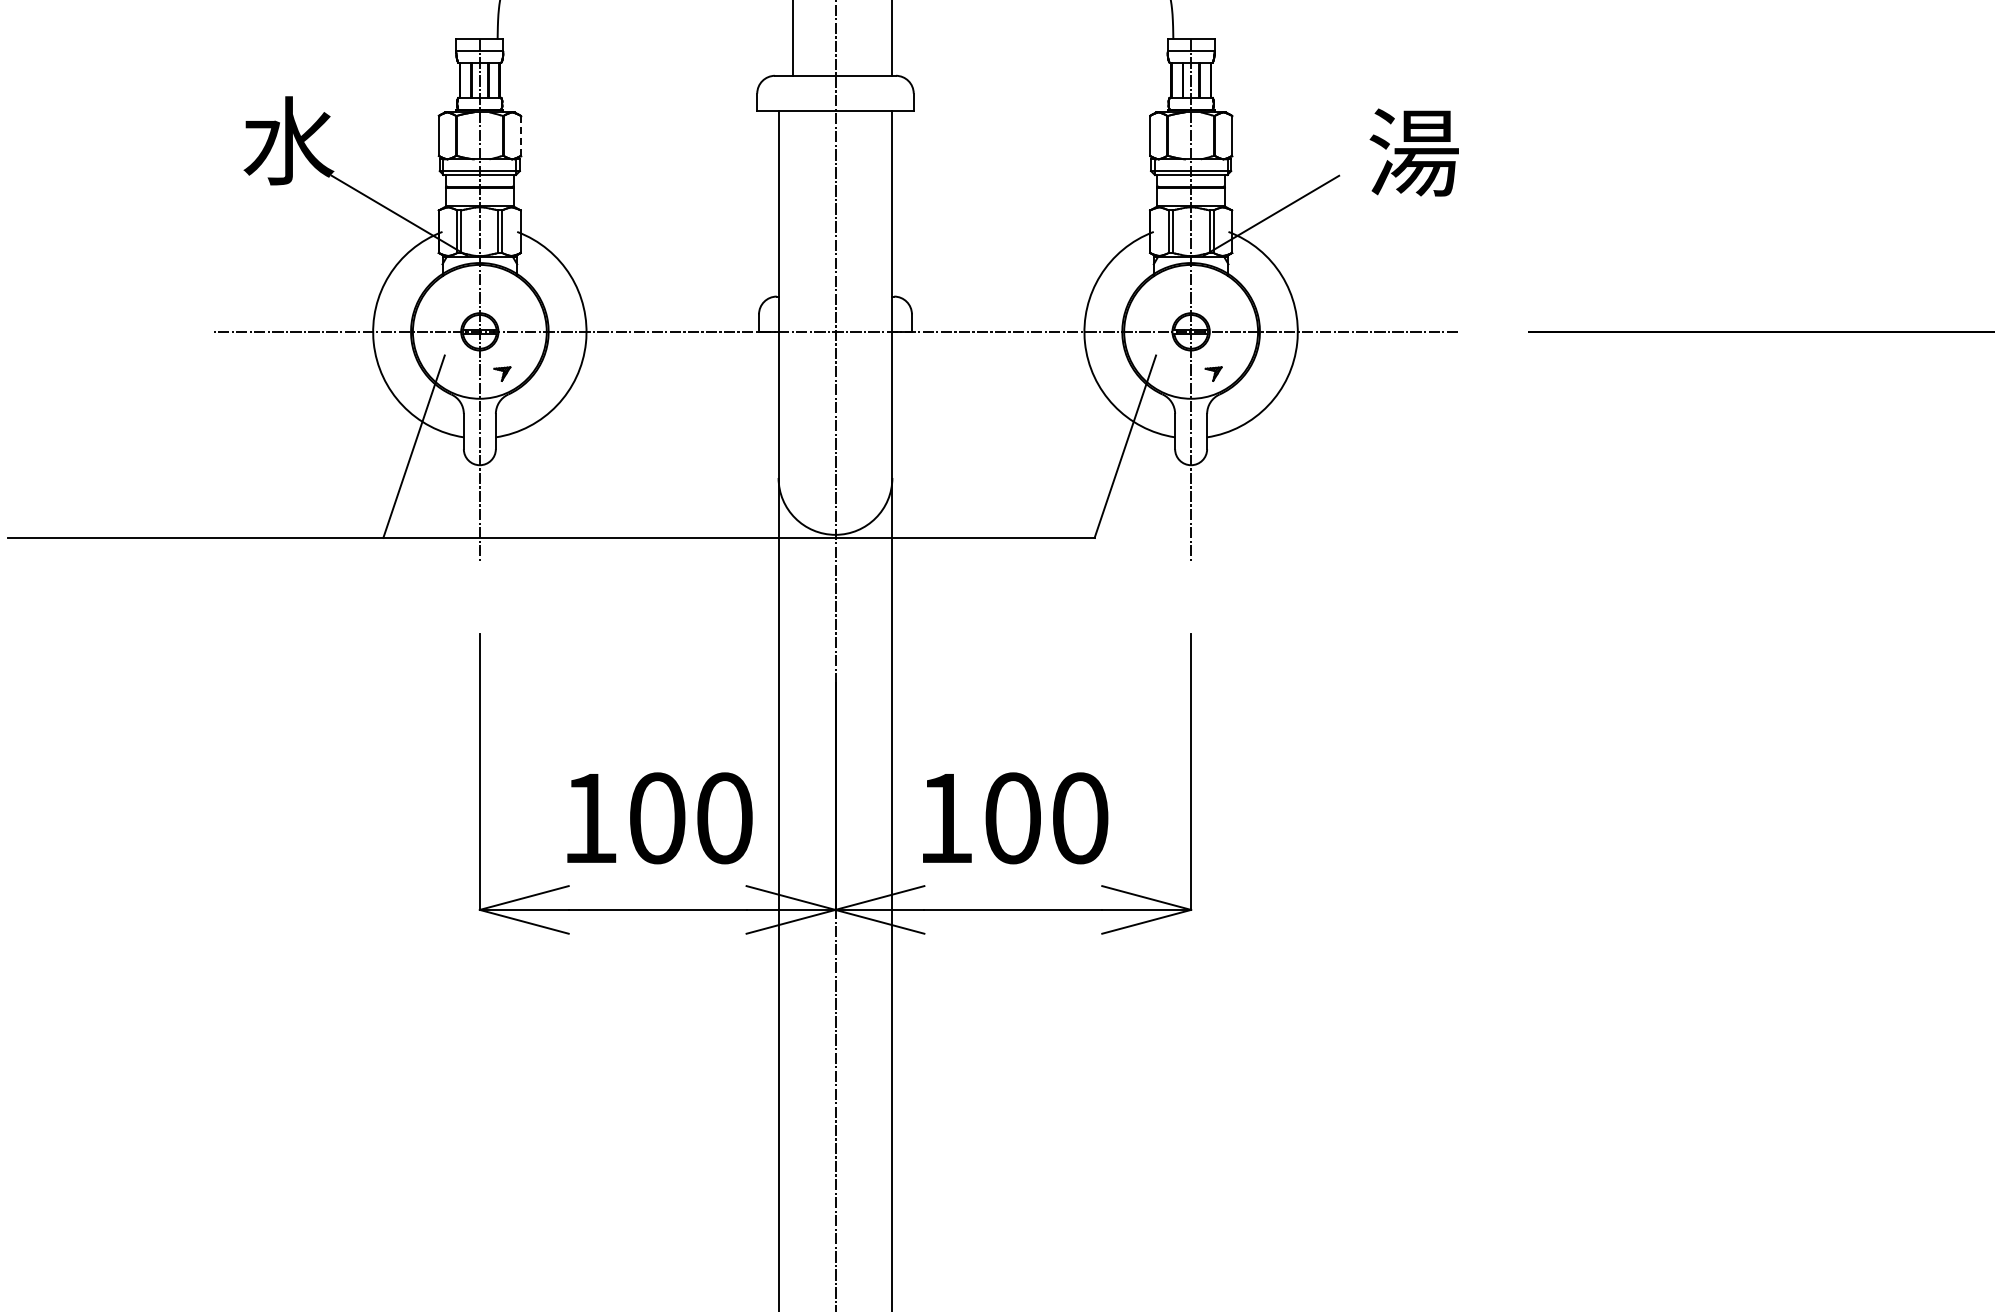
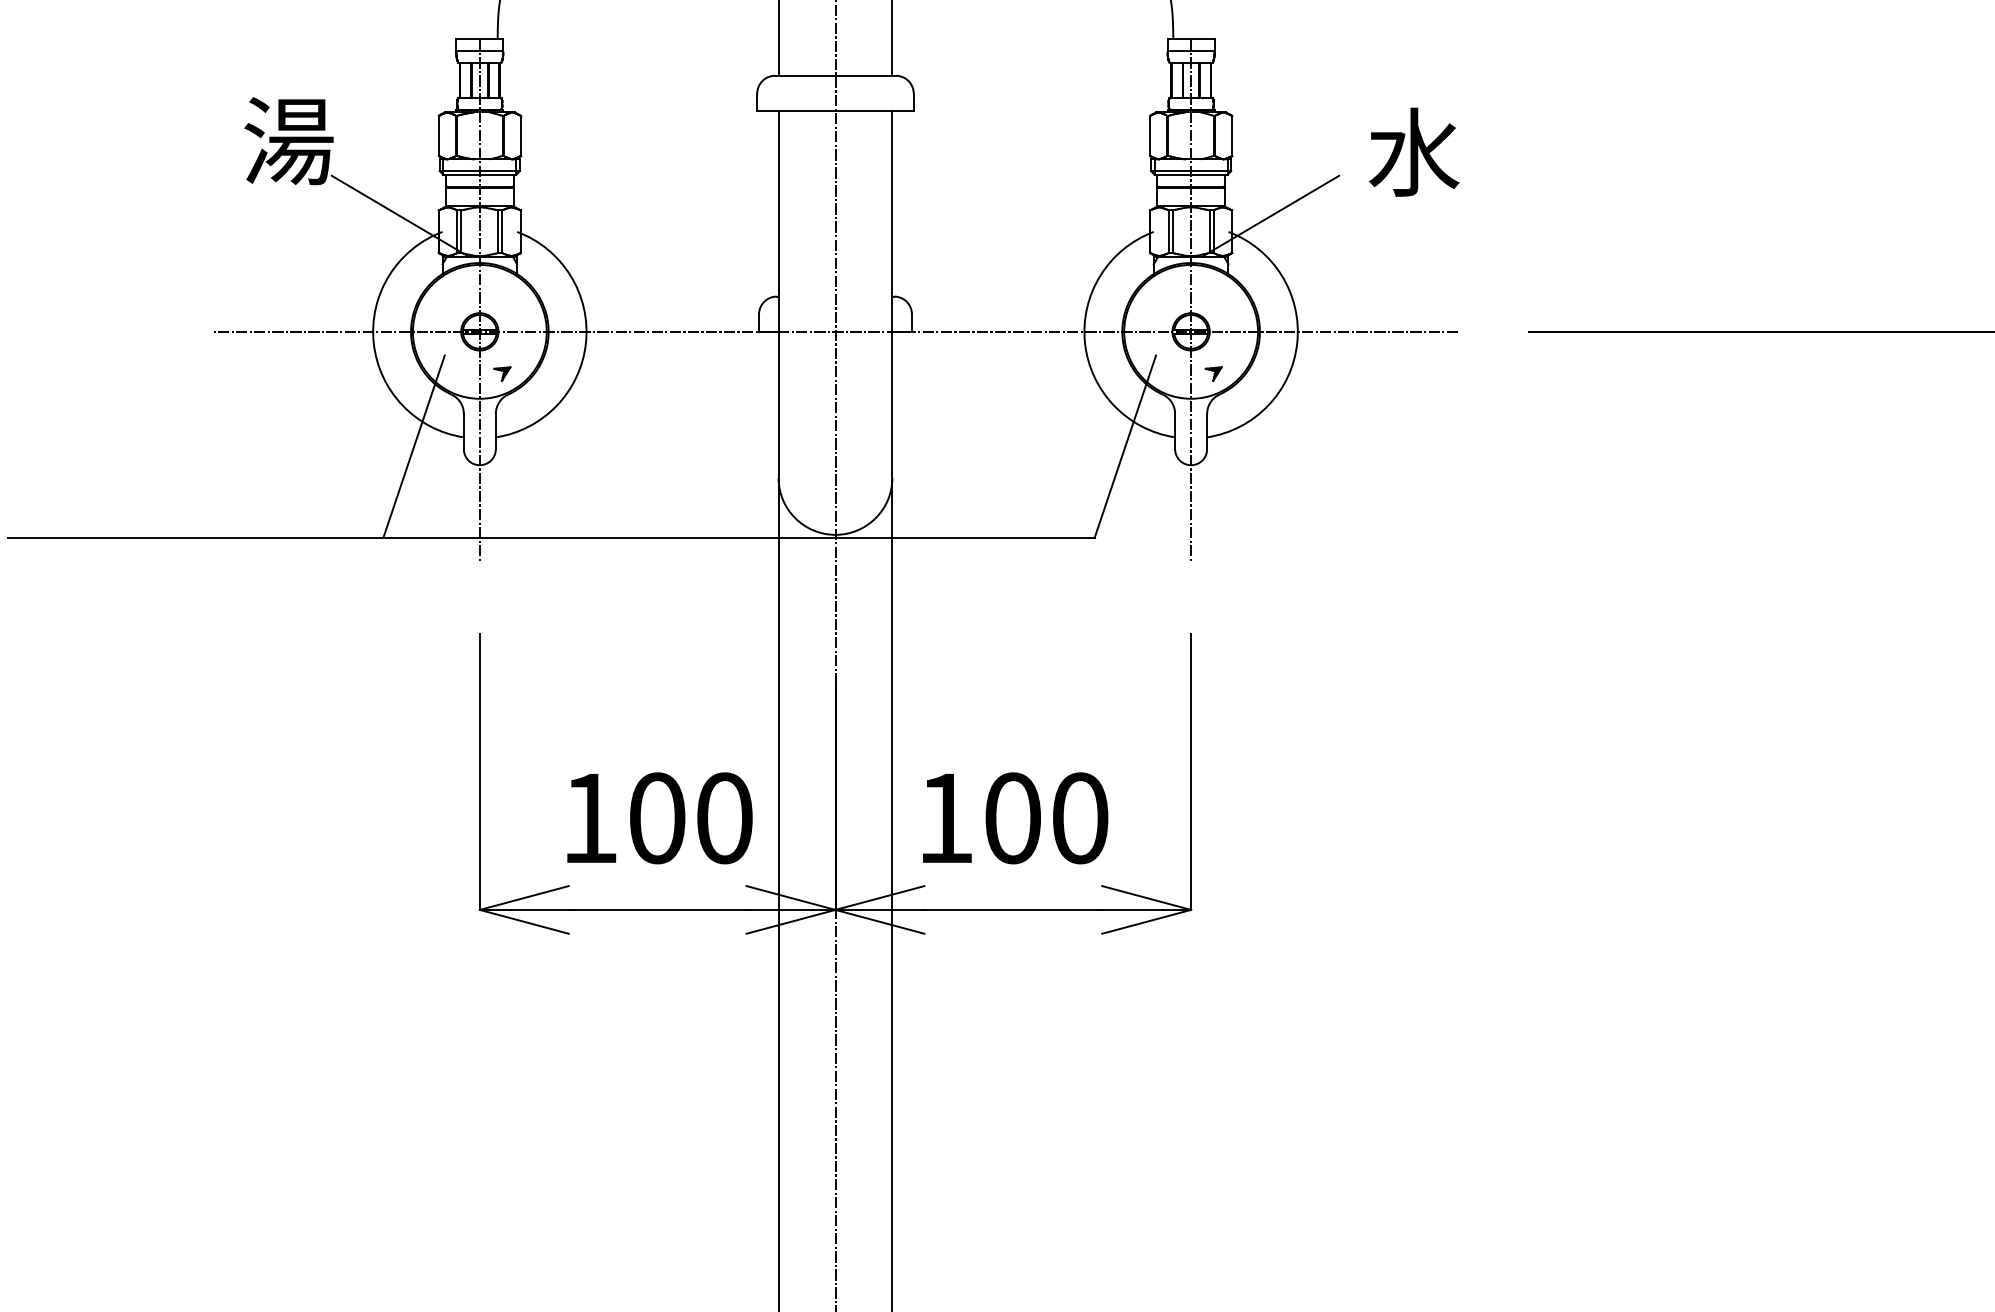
line position: (792, 38) -> (778, 38) (778, 38)
line: dashed -> solid (520, 136)
text: 水 -> 湯 (288, 140)
text: 湯 -> 水 (1413, 151)
